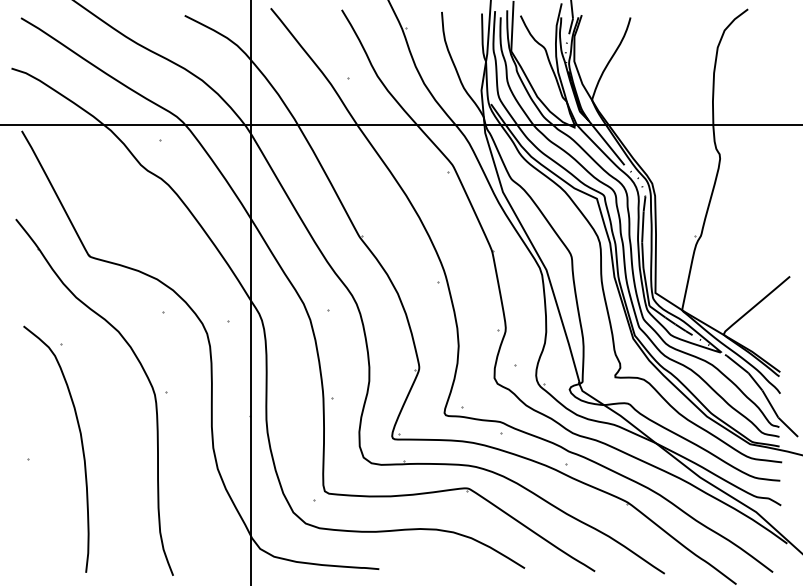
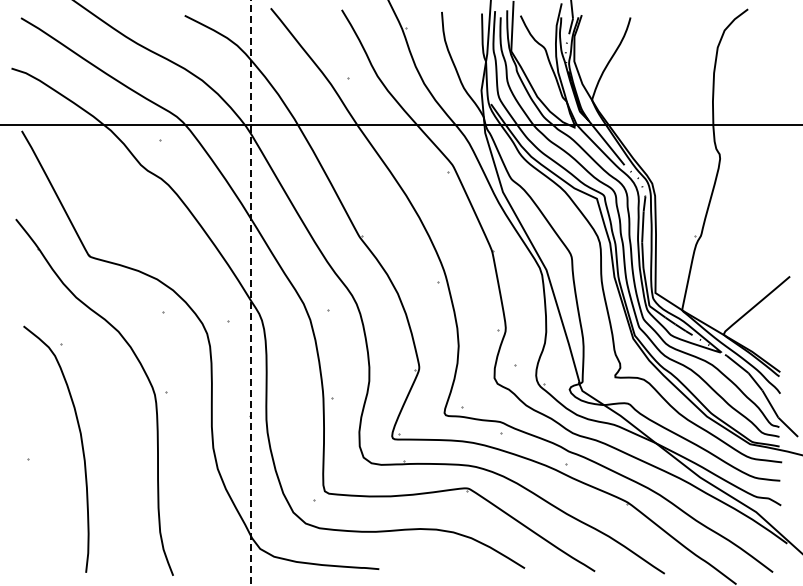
line: solid -> dashed (250, 293)
